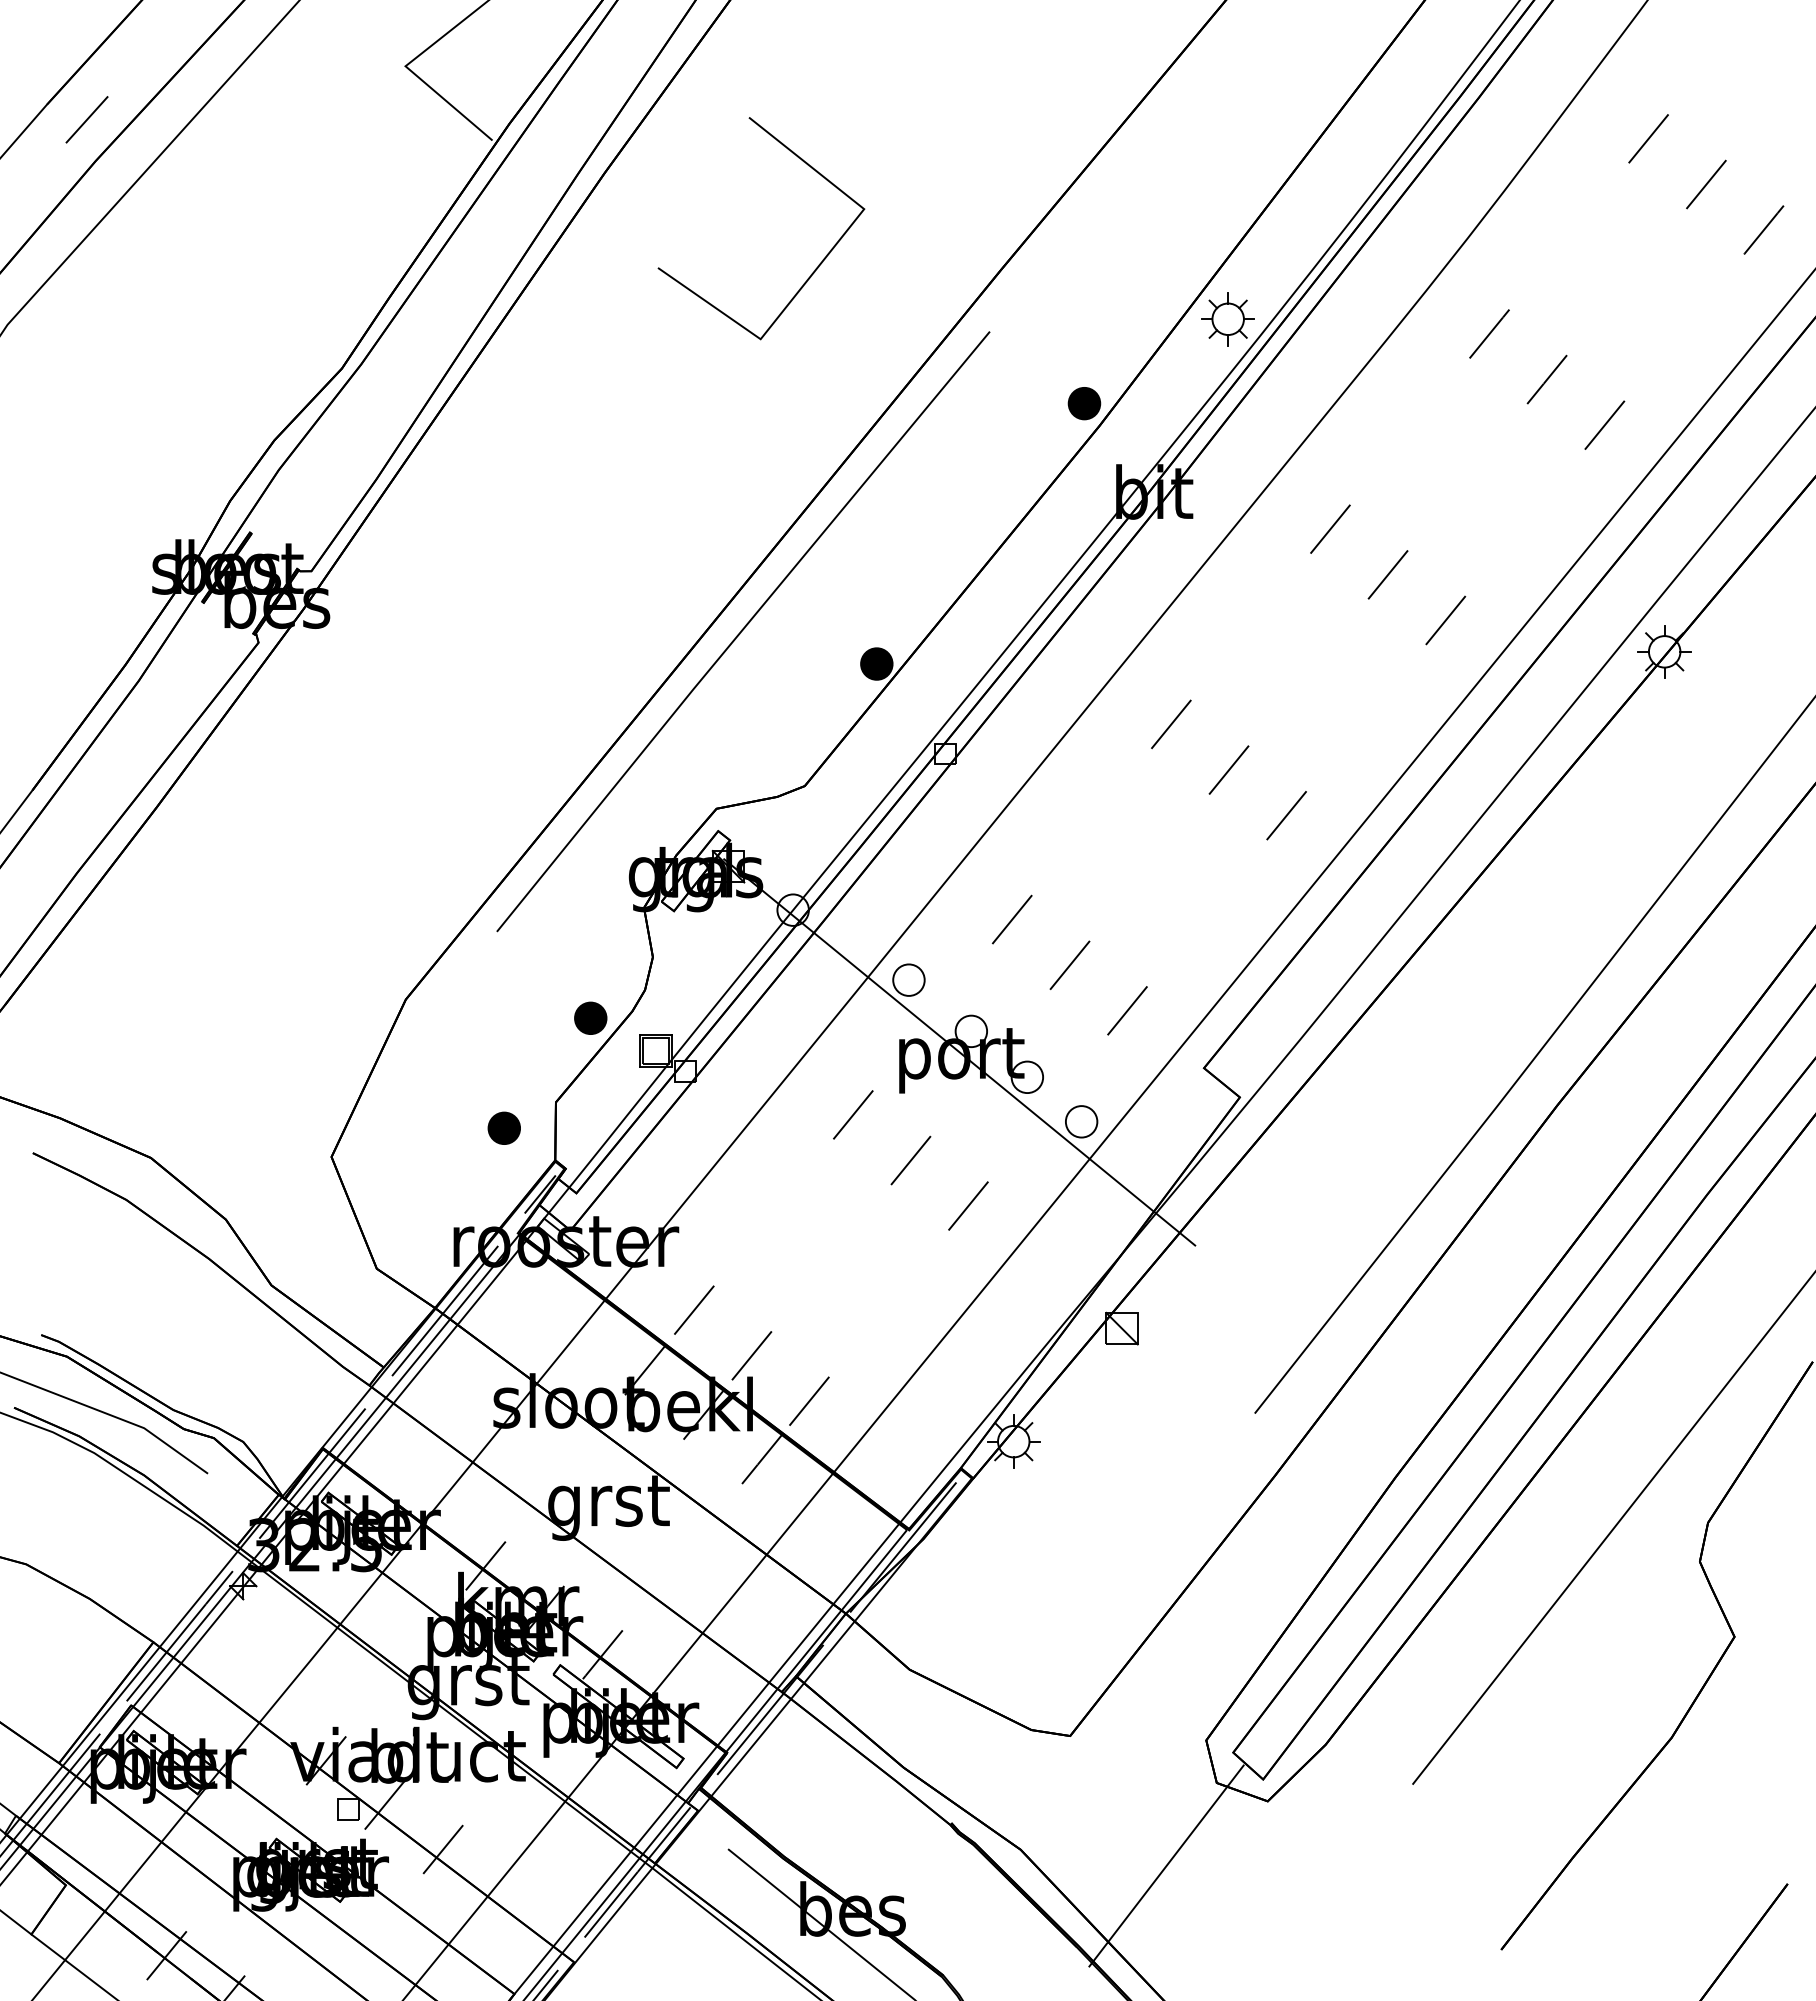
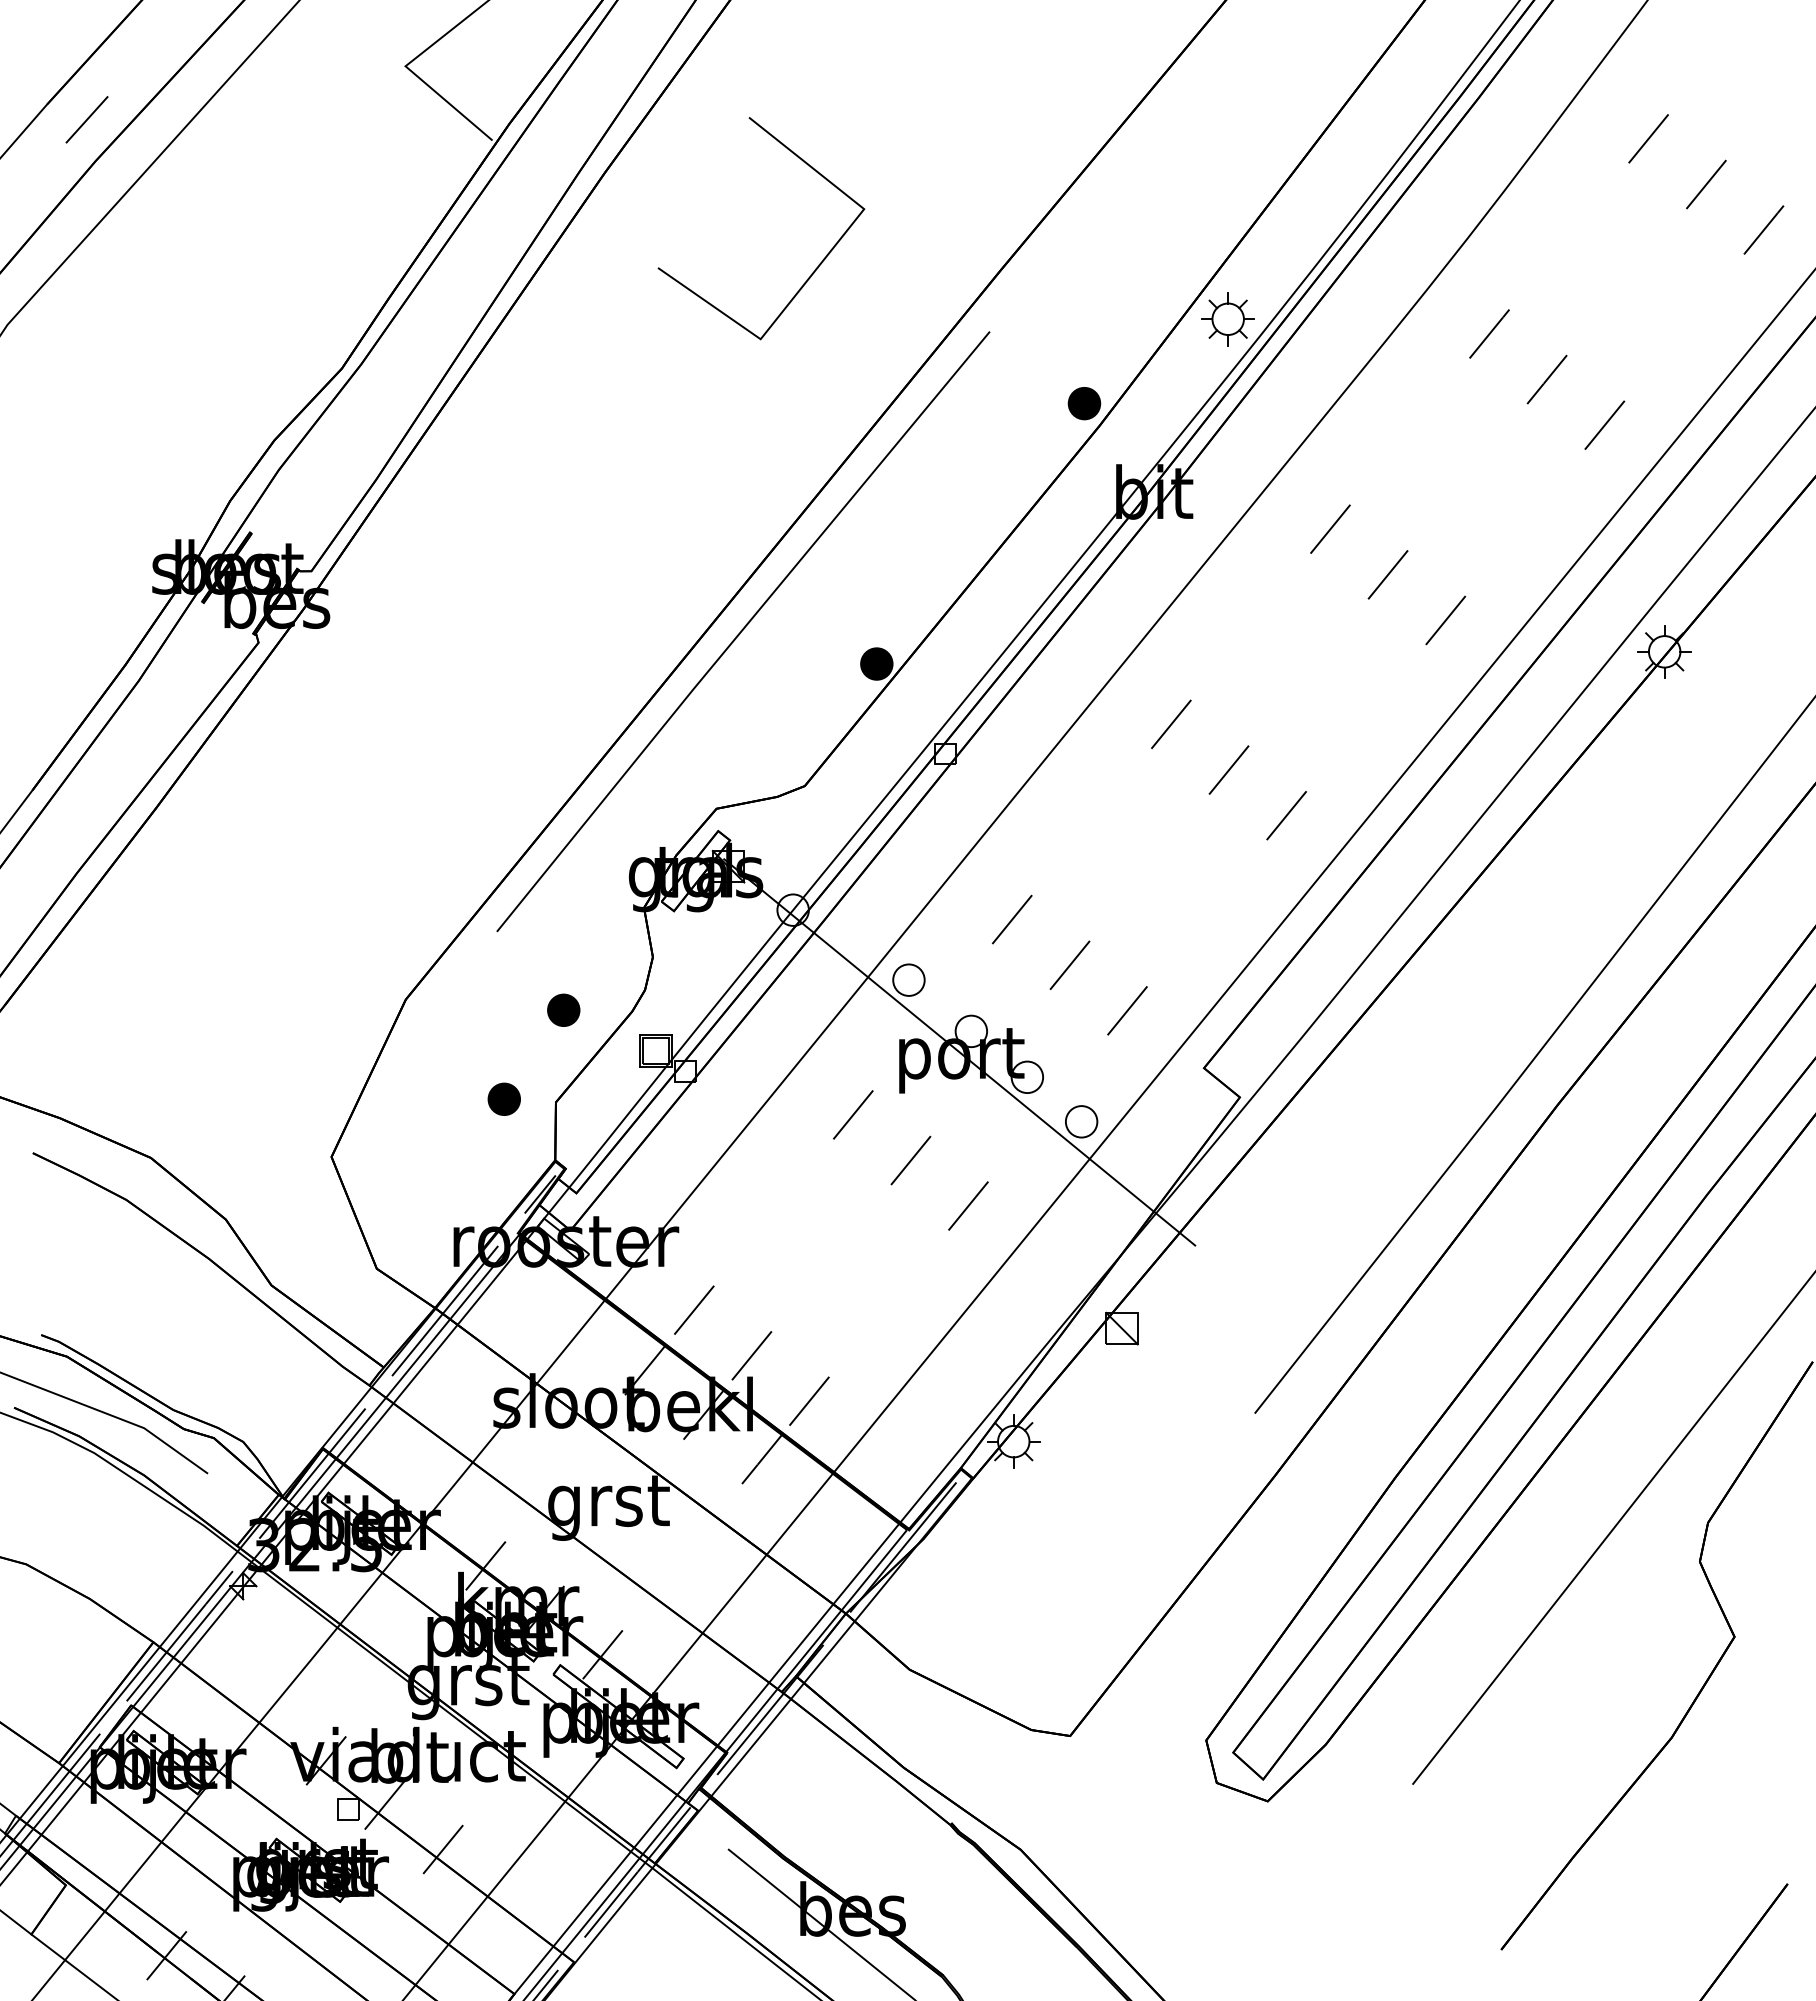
part position: (590, 1017) -> (563, 1009) (563, 1009)
part position: (503, 1127) -> (503, 1098) (503, 1098)
line: present -> none (1166, 1865)
